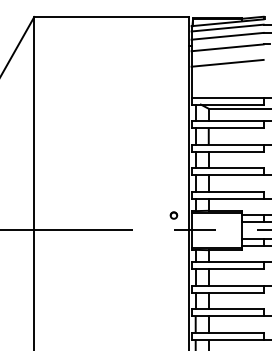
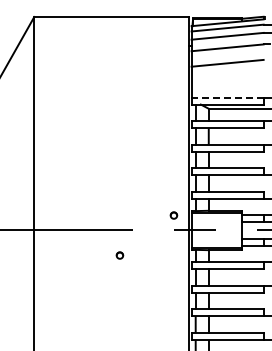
line: solid -> dashed (227, 97)
part: none -> present (119, 255)
